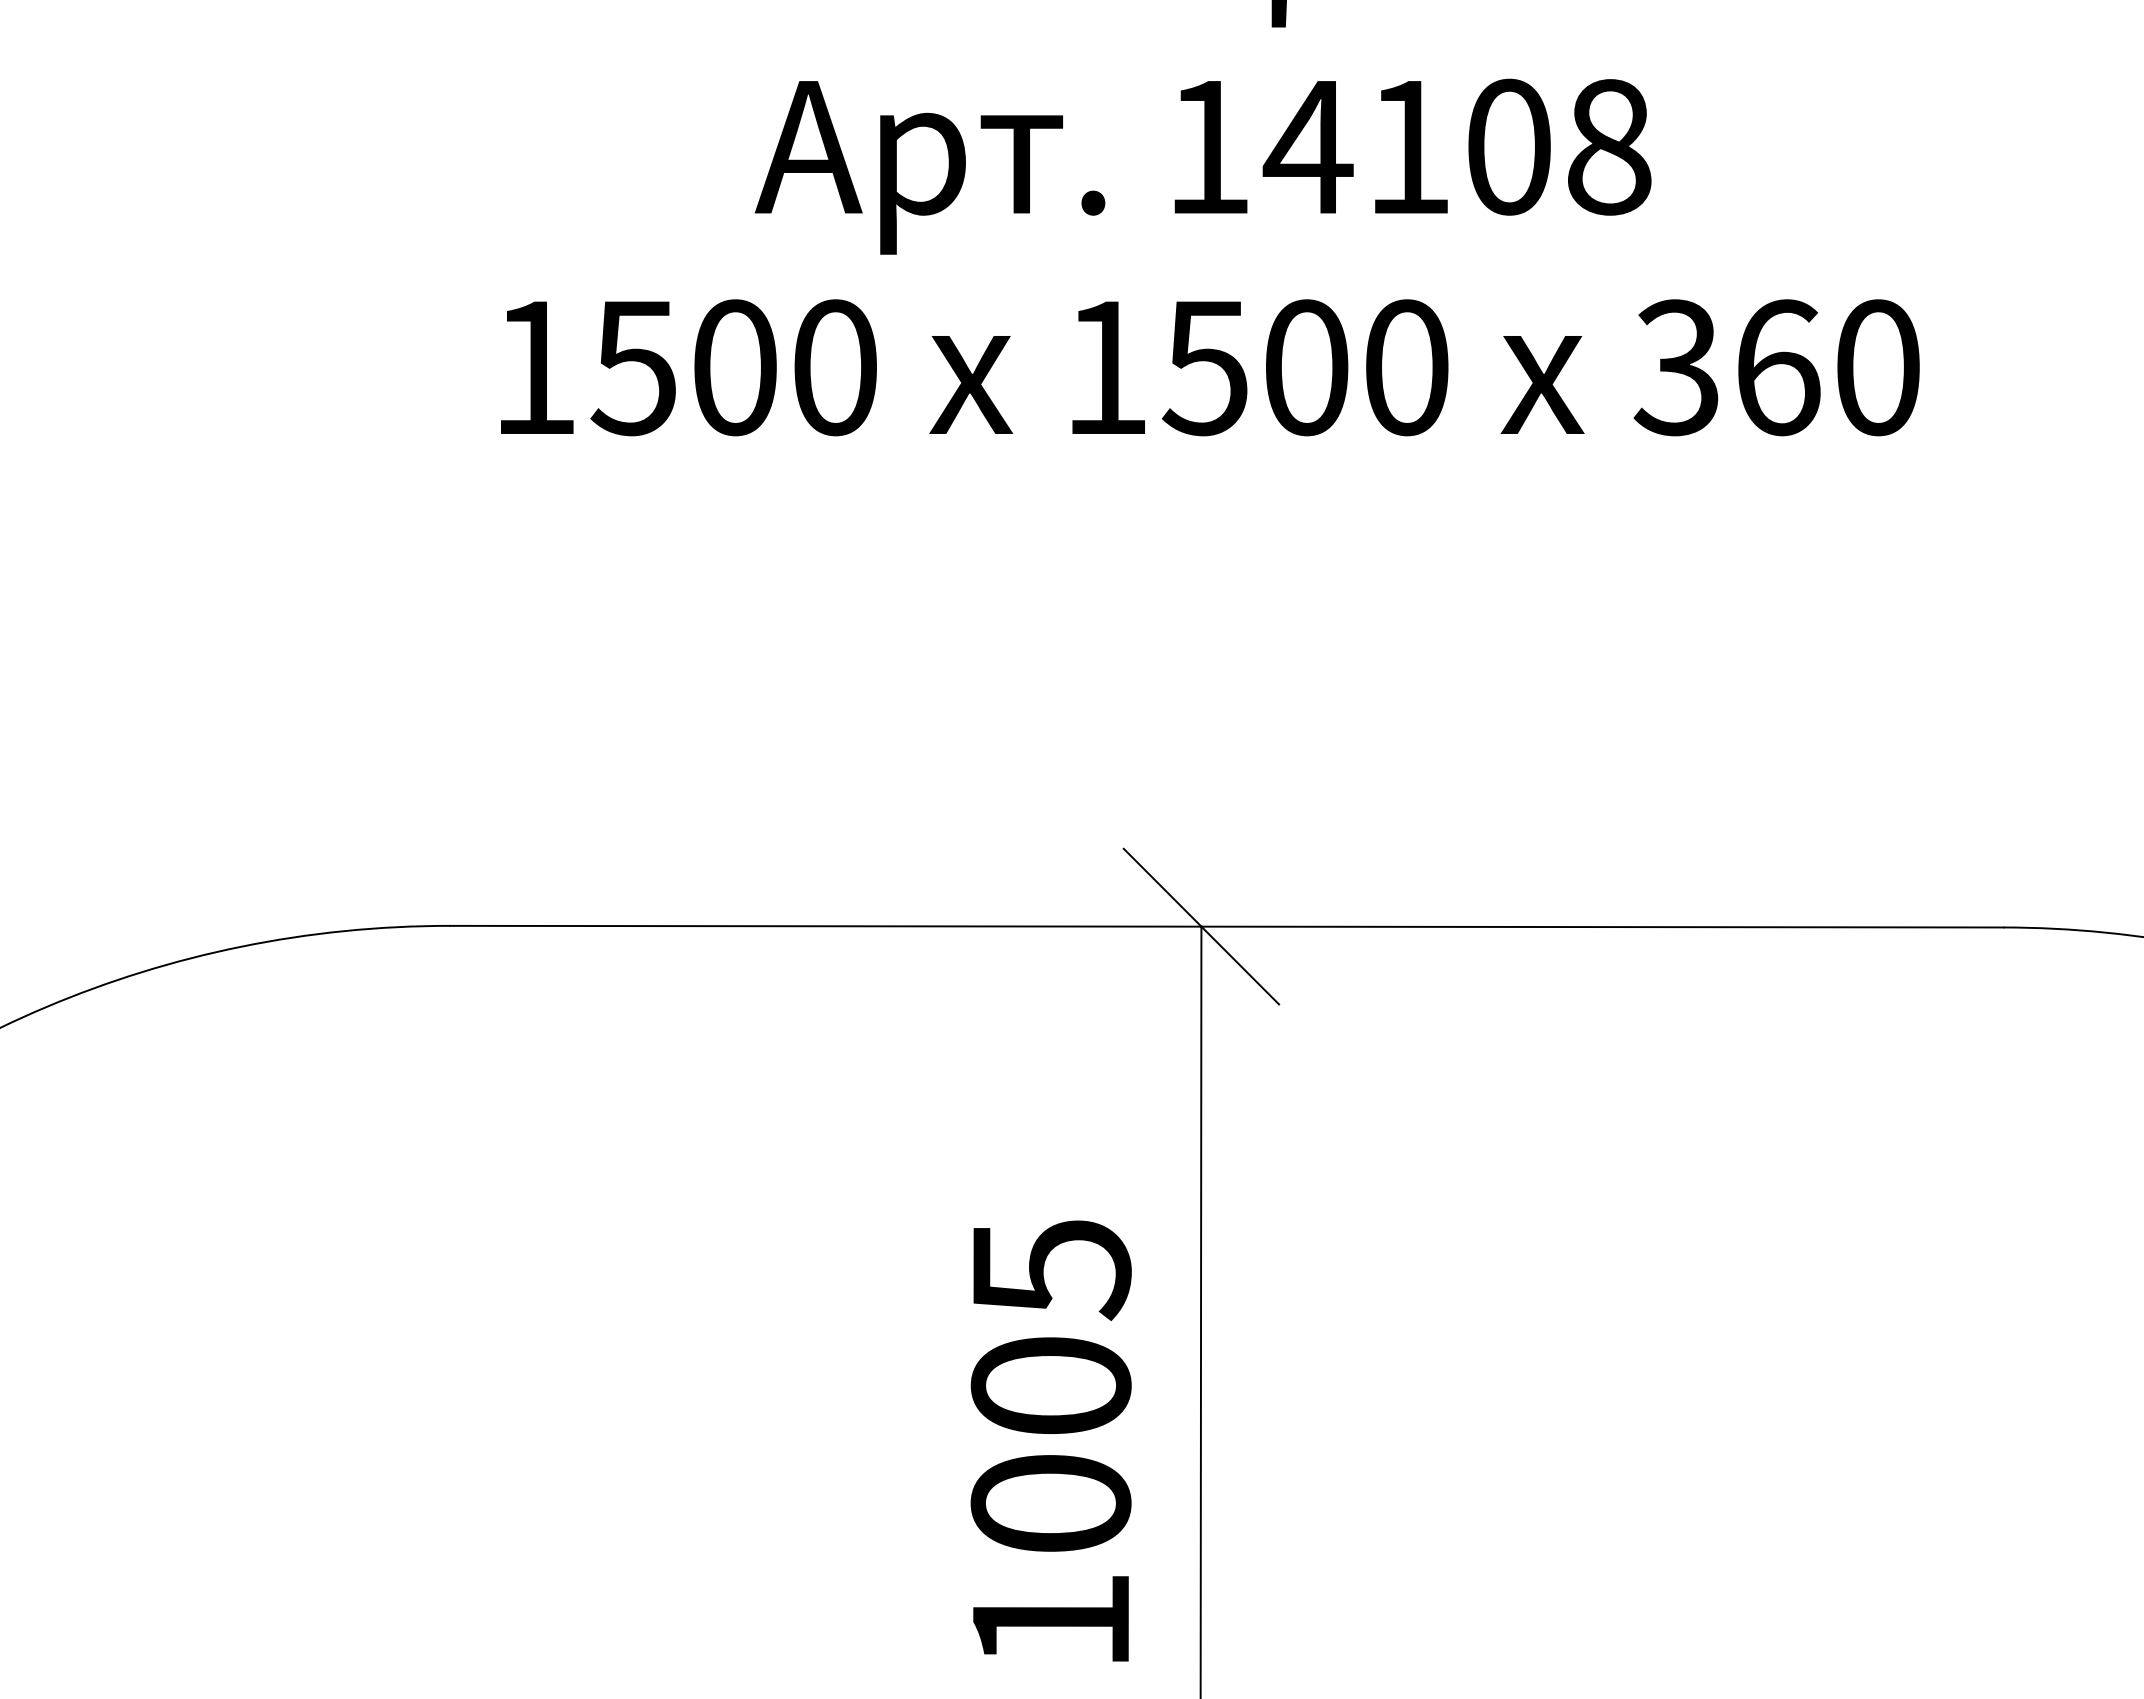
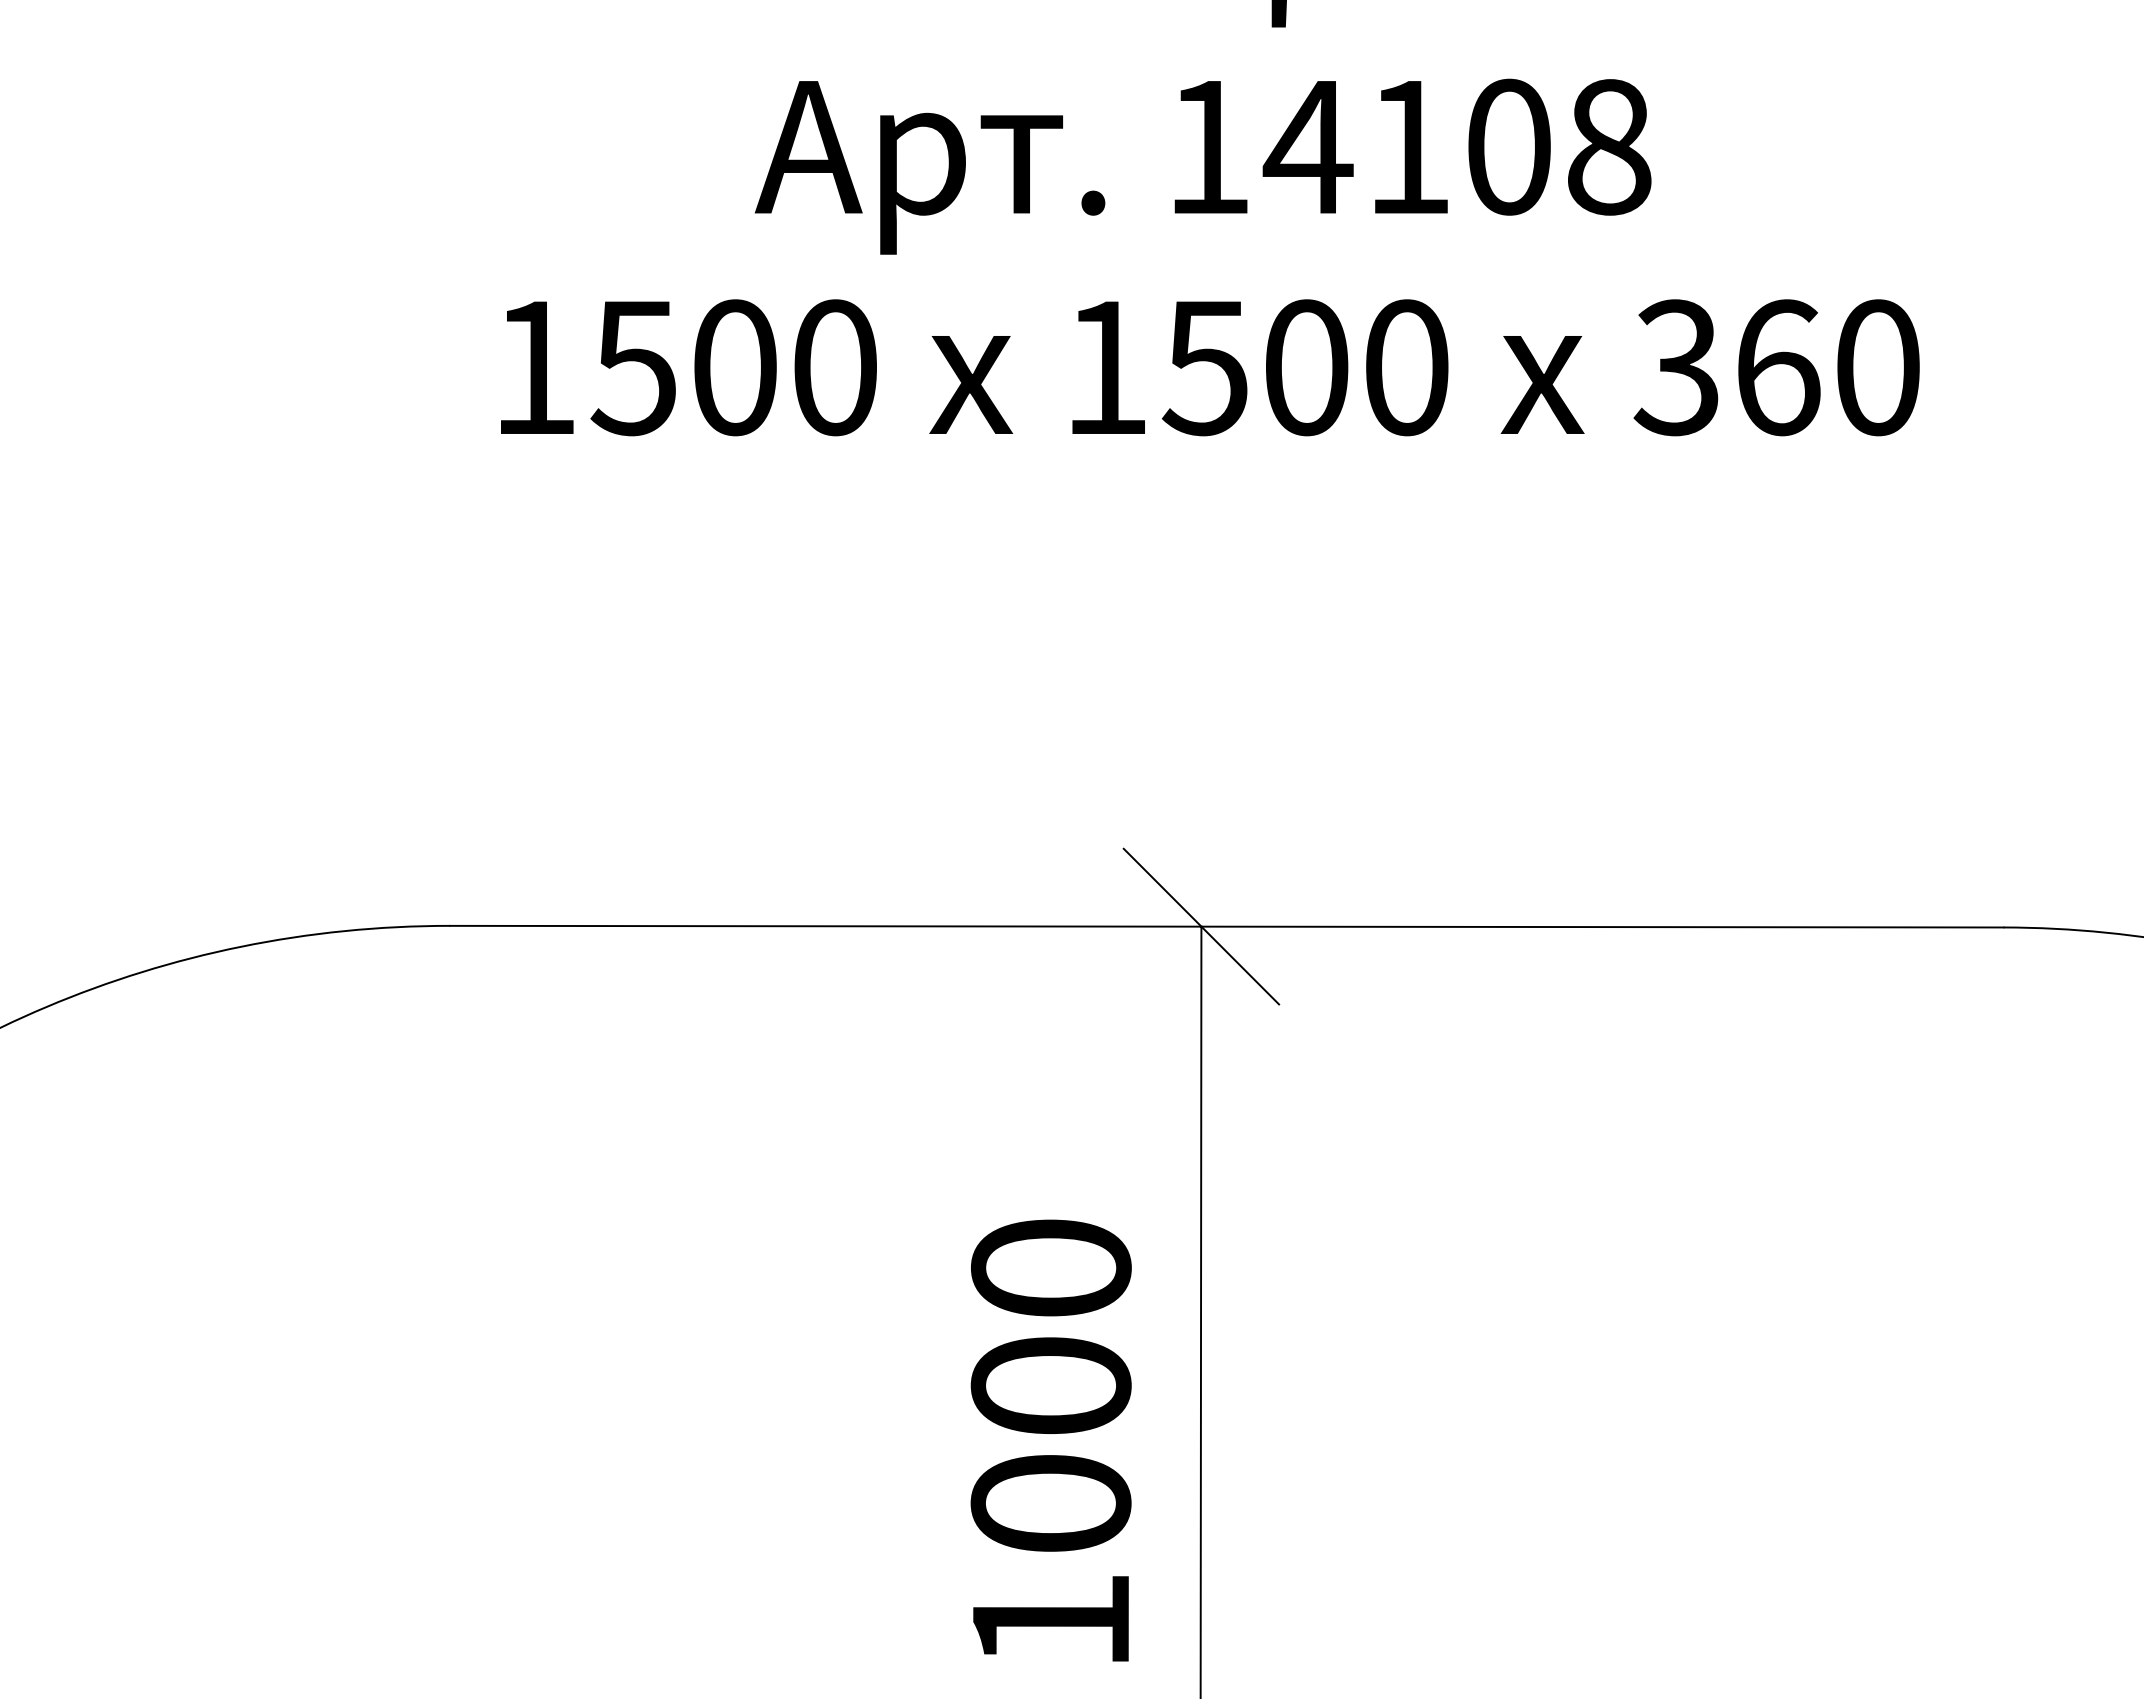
text: 1005 -> 1000 (1051, 1270)
